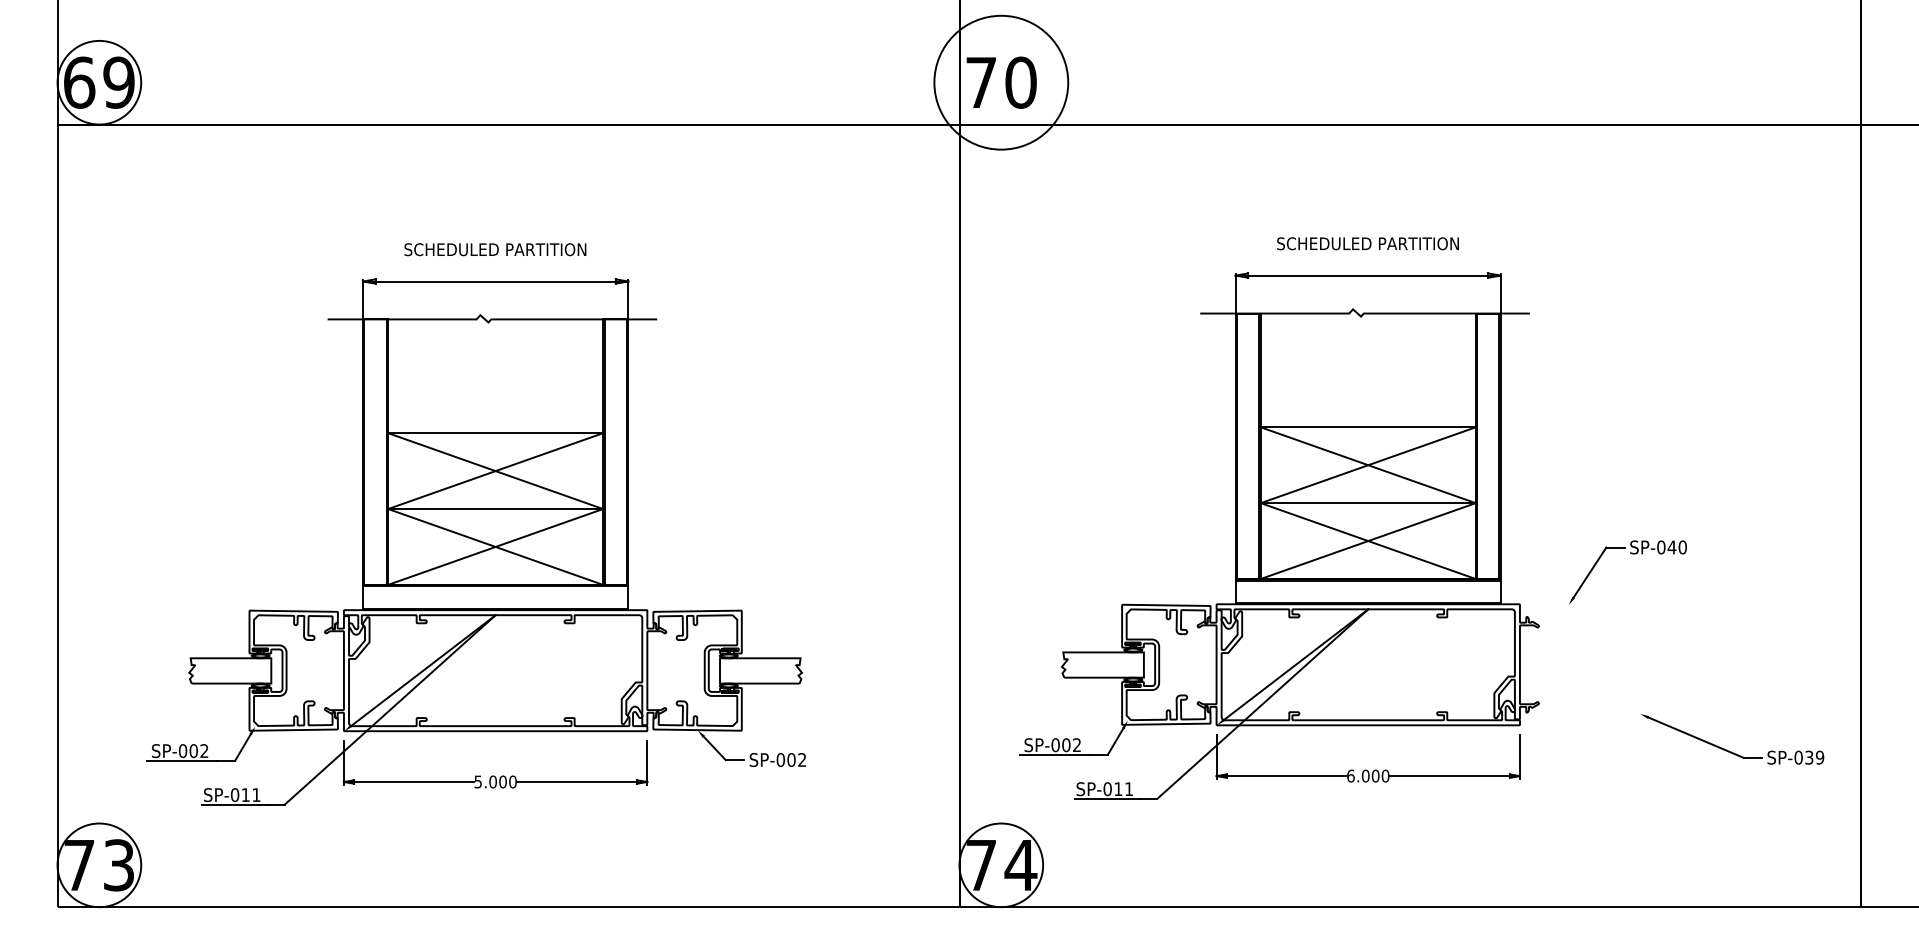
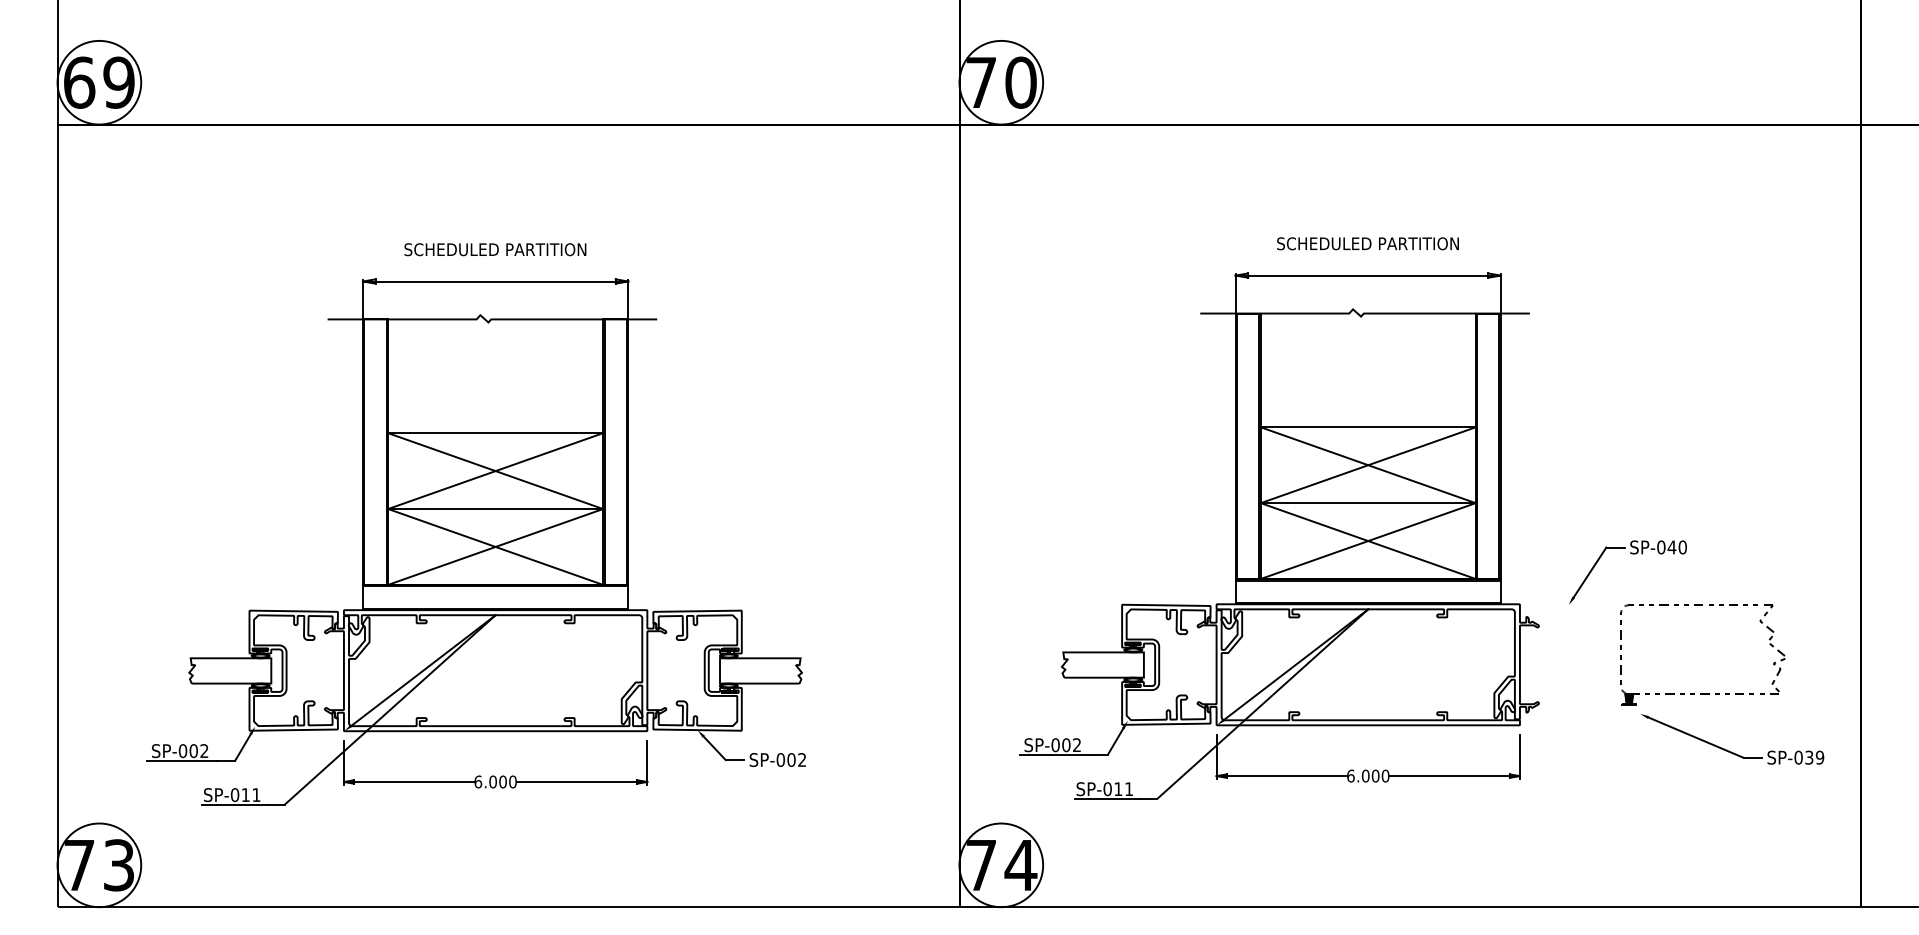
circle diameter: 134 px -> 84 px (1001, 82)
part: none -> present (1702, 693)
text: 5.000 -> 6.000 (478, 781)
